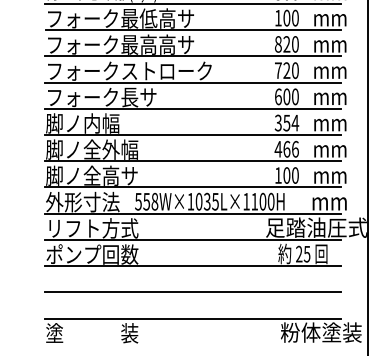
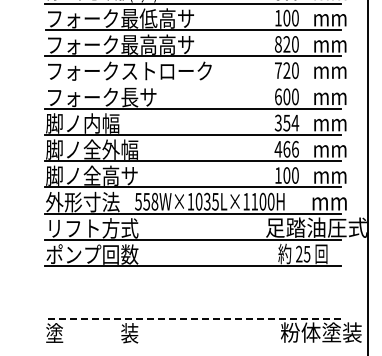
line: present -> none (192, 82)
line: present -> none (192, 292)
line: solid -> dashed (192, 318)
